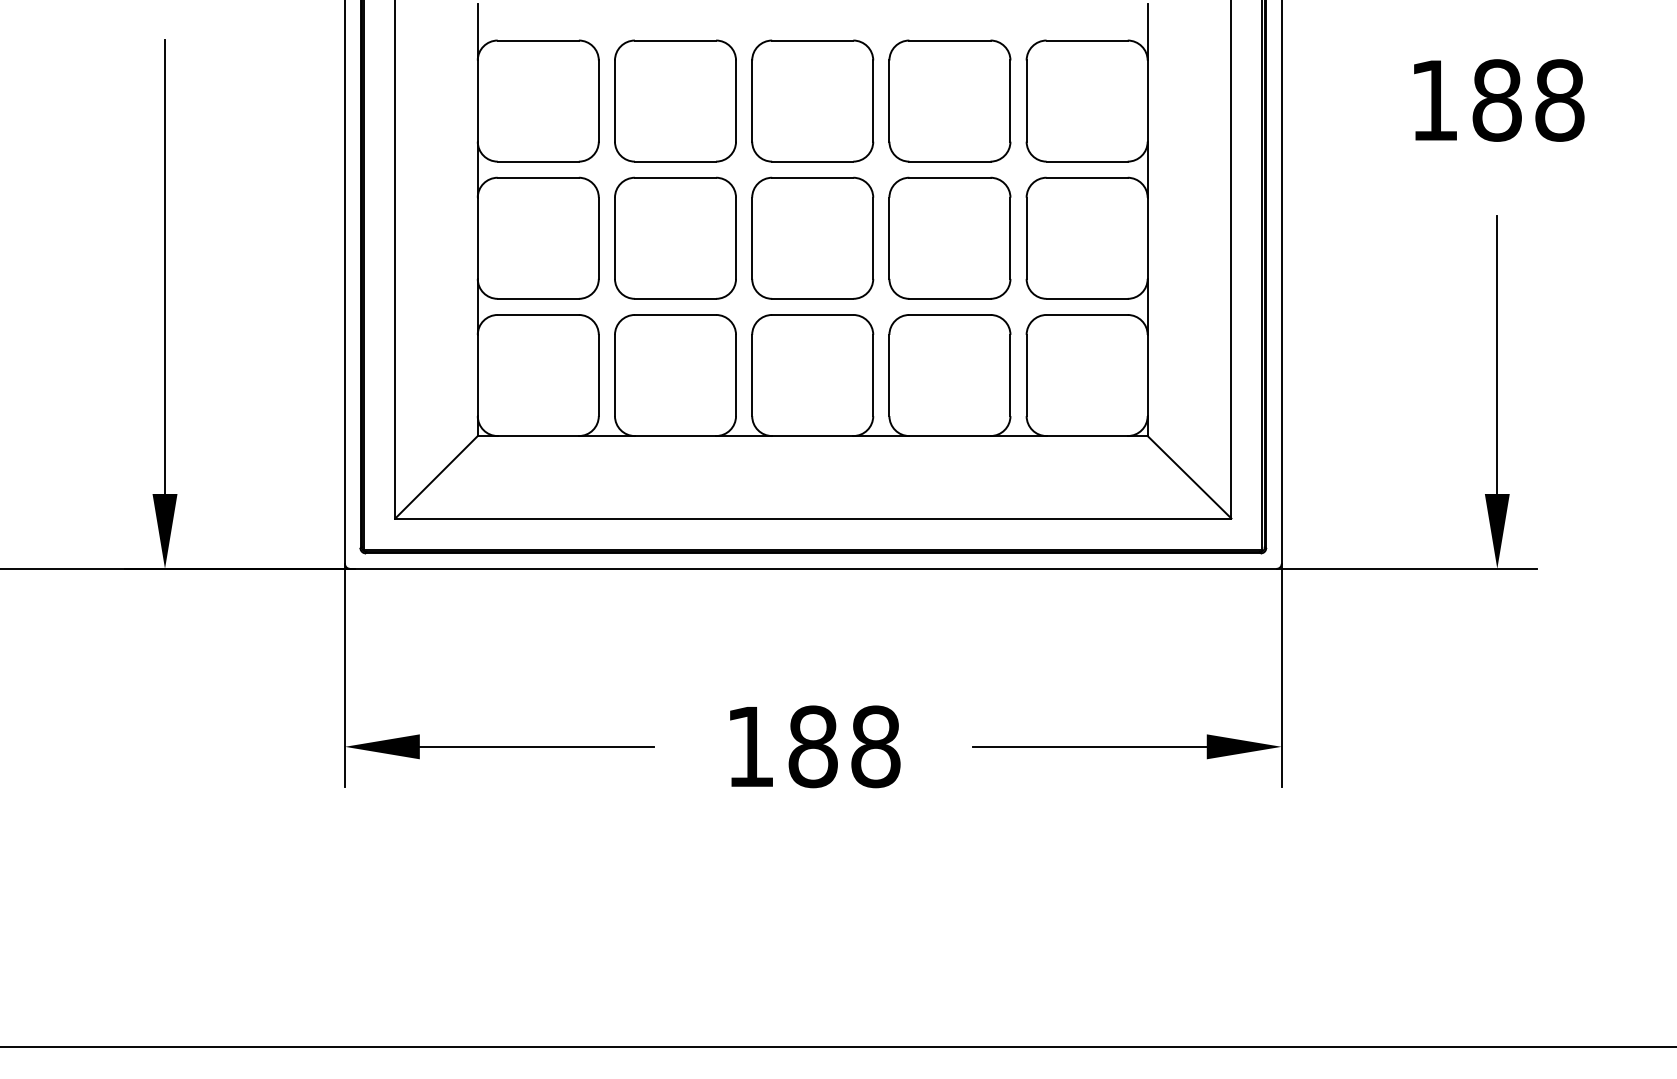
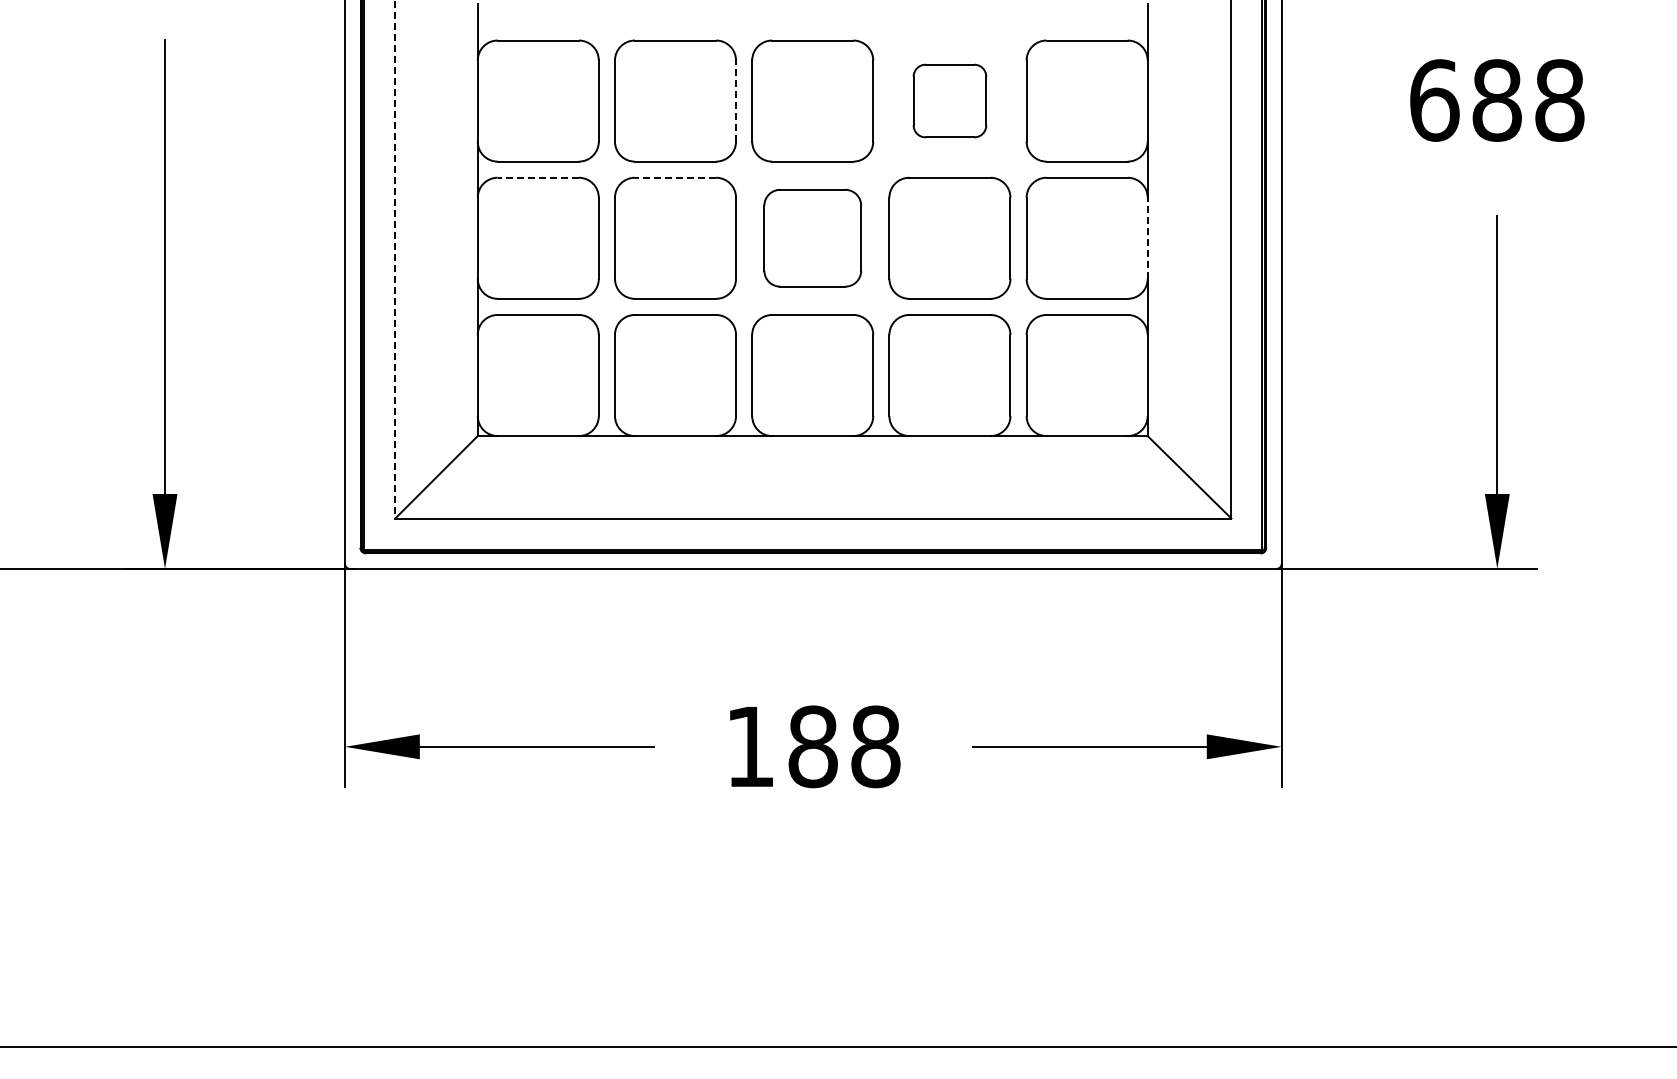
part size: 124x124 px -> 76x76 px (949, 100)
text: 188 -> 688 (1434, 100)
line: solid -> dashed (736, 101)
line: solid -> dashed (538, 177)
line: solid -> dashed (675, 177)
part size: 124x124 px -> 100x100 px (812, 237)
line: solid -> dashed (1147, 238)
line: solid -> dashed (395, 259)
